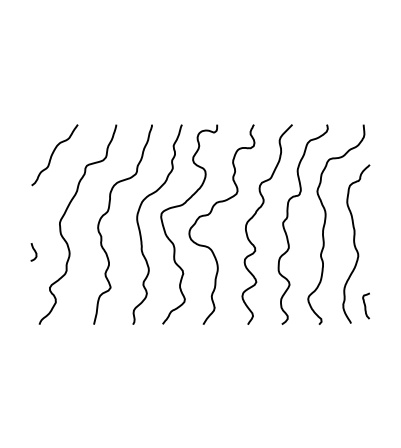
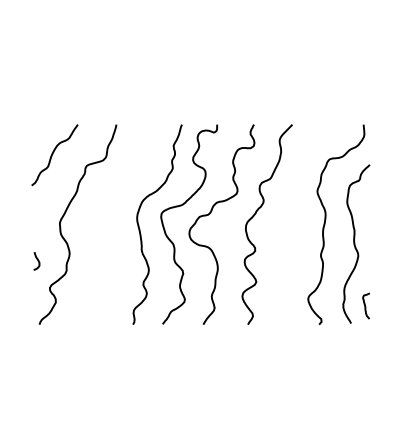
curve: present -> none (108, 212)
curve: present -> none (288, 217)
curve position: (34, 252) -> (37, 261) (37, 261)
